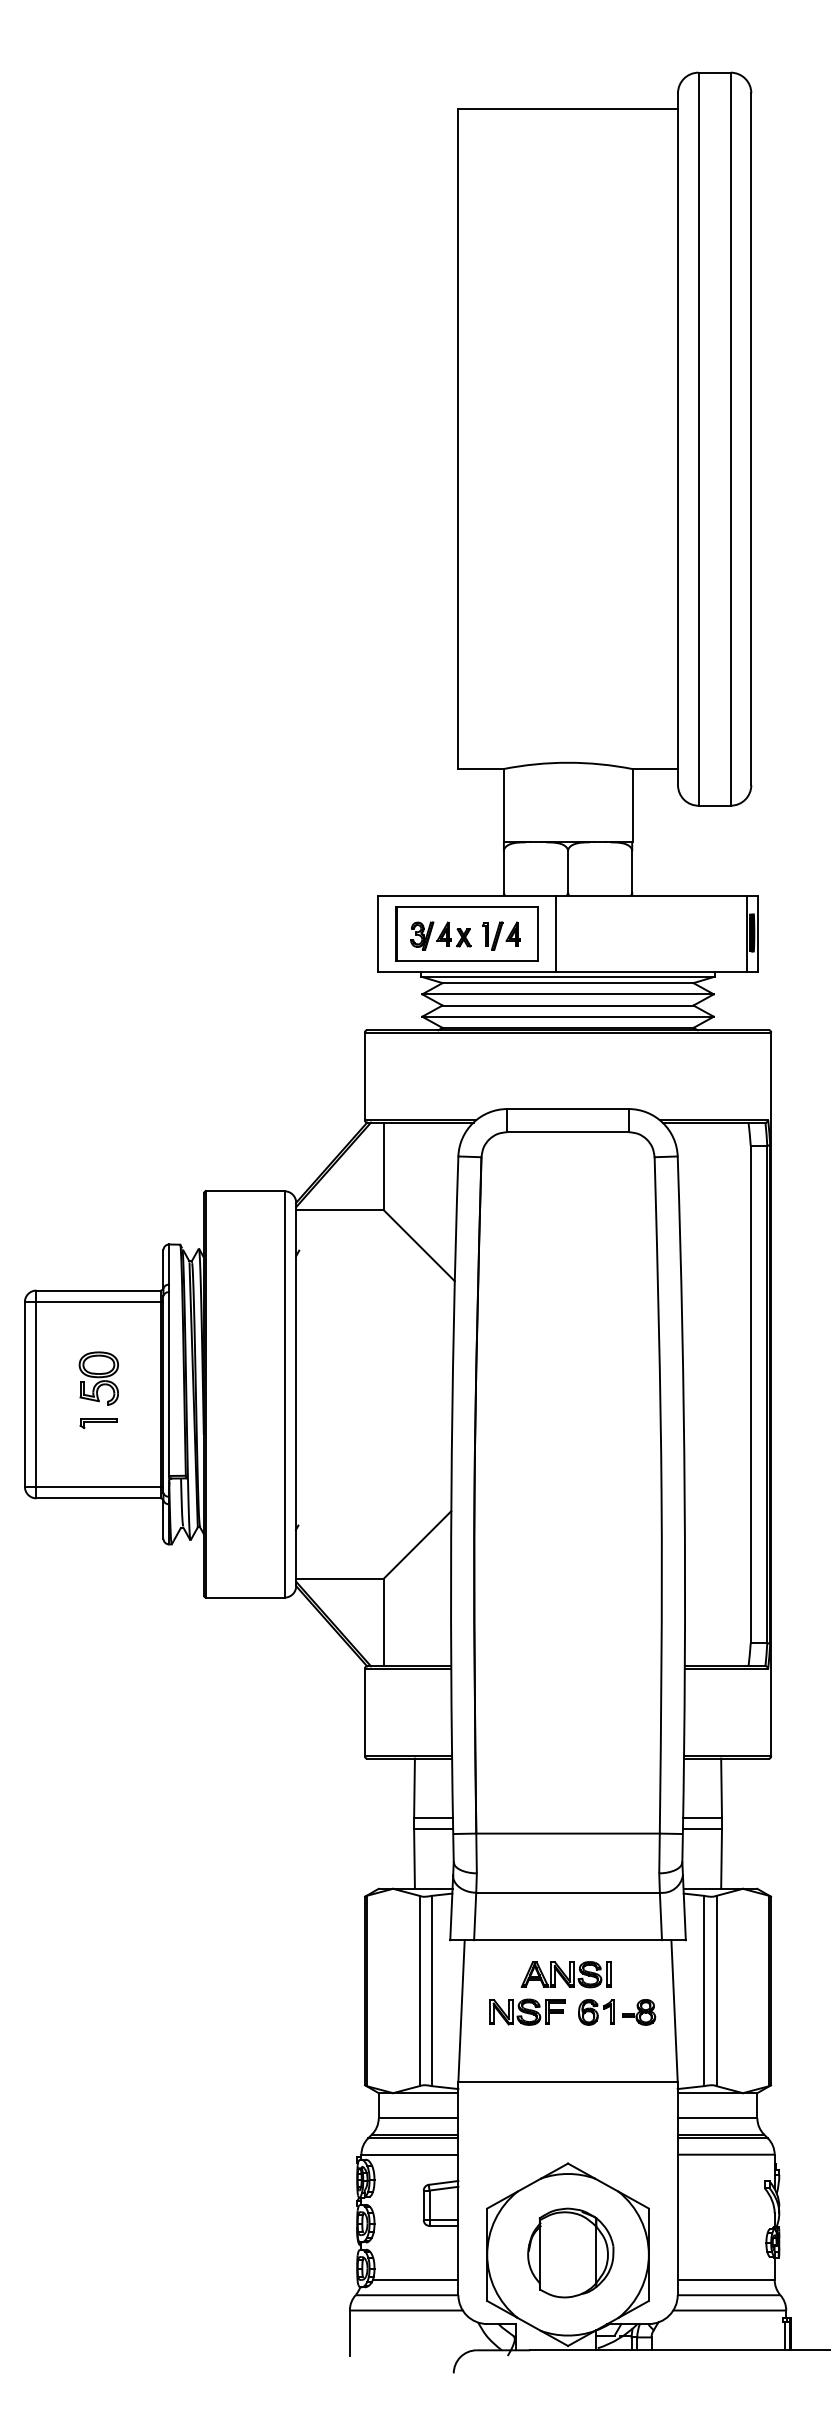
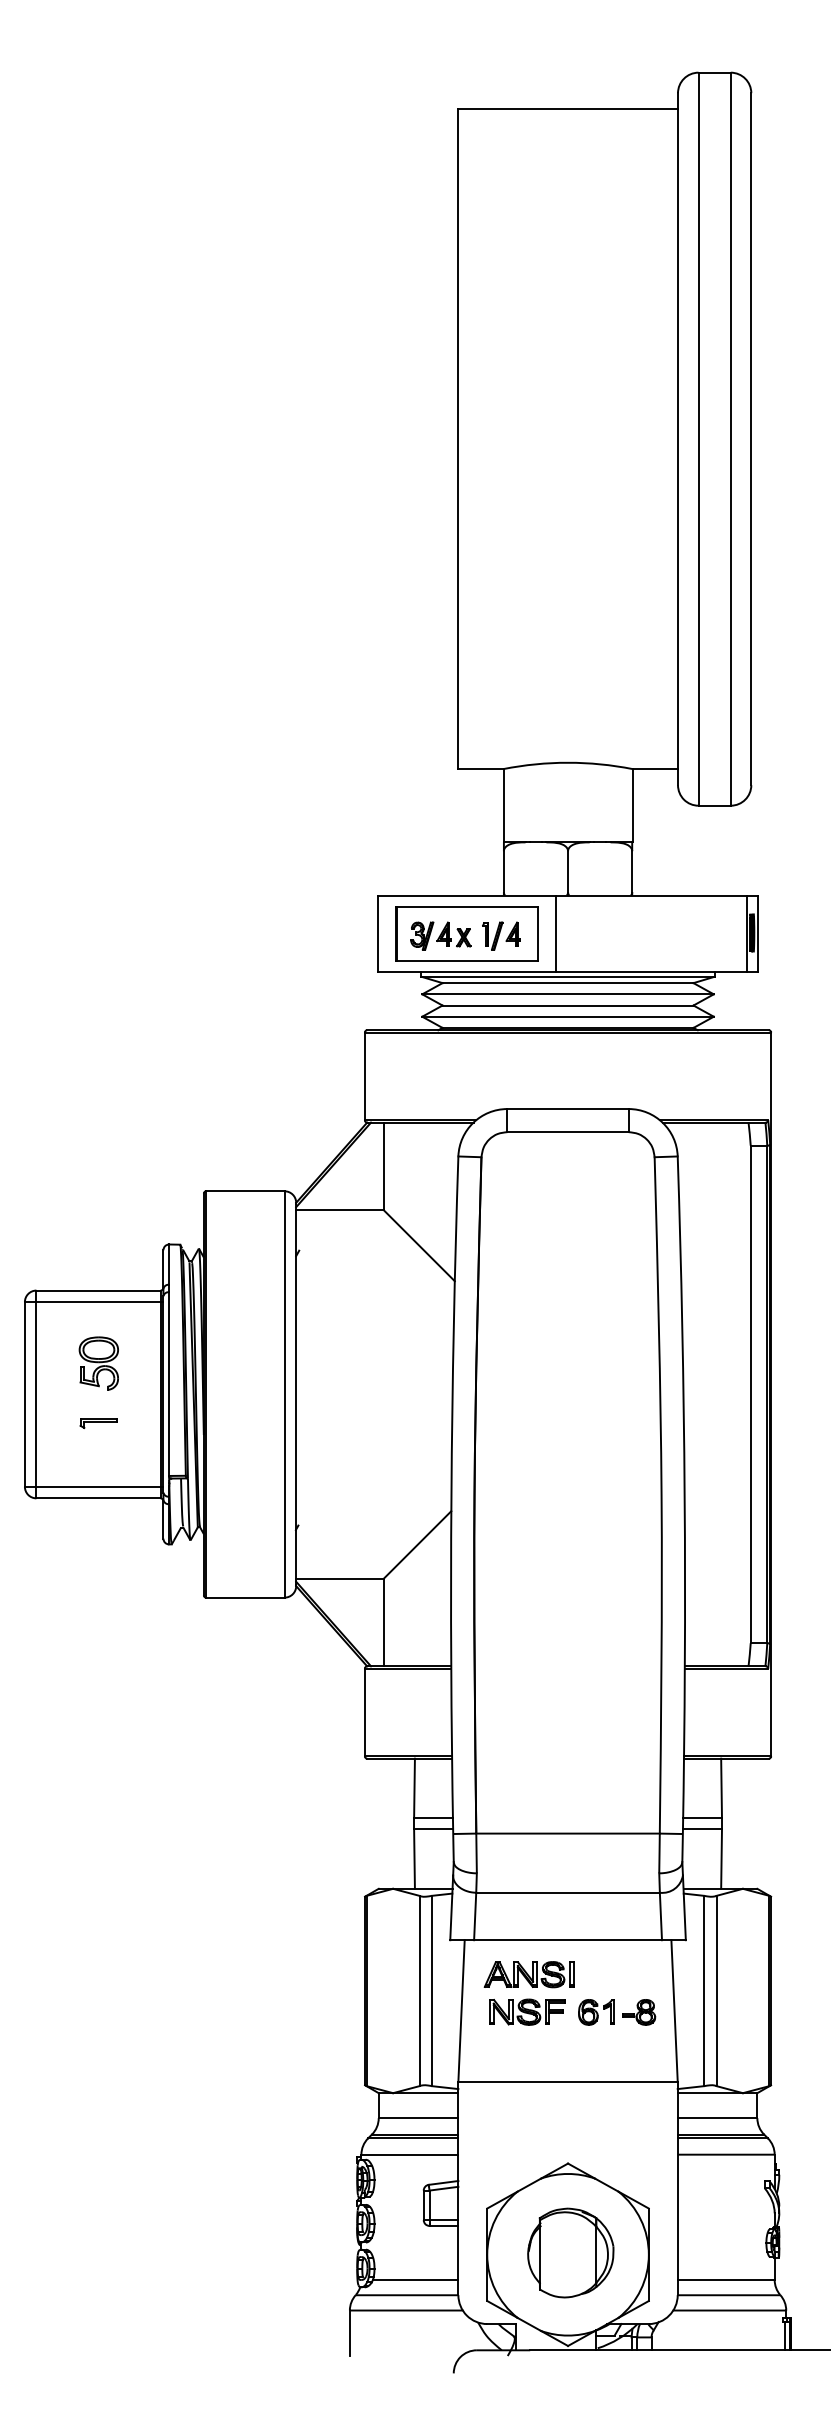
part position: (98, 1378) -> (98, 1363) (98, 1363)
part position: (565, 1974) -> (528, 1974) (528, 1974)
